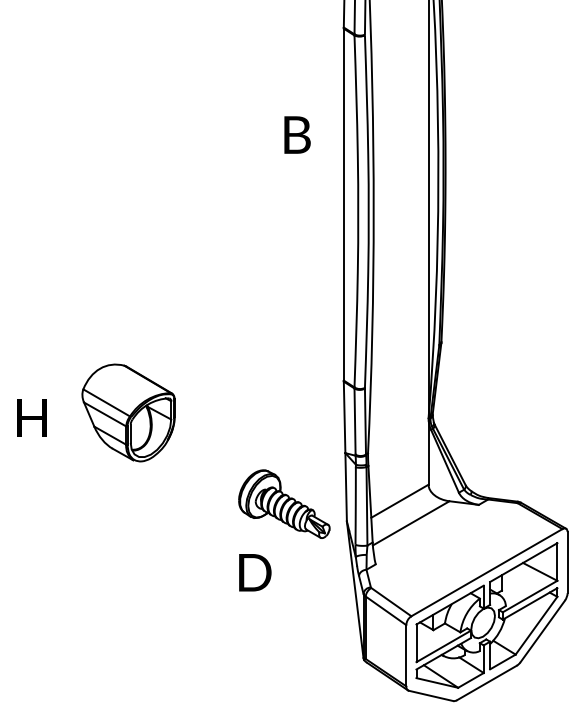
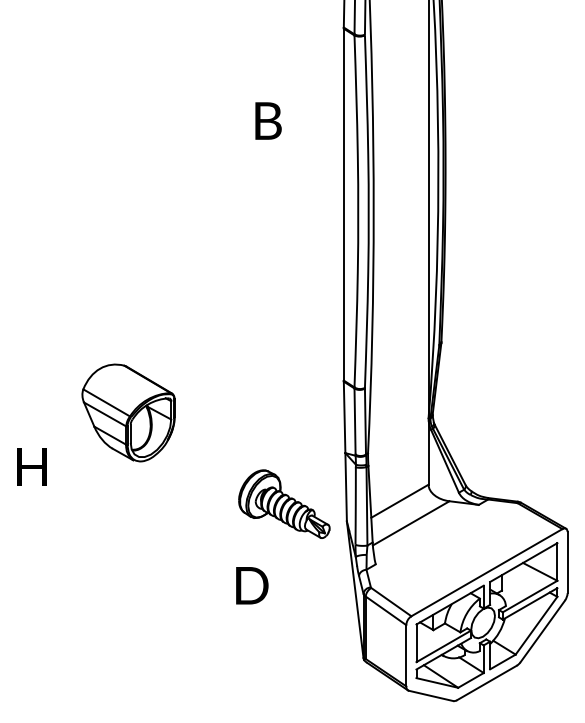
text position: (297, 134) -> (268, 120) (268, 120)
text position: (31, 417) -> (31, 466) (31, 466)
text position: (255, 572) -> (252, 585) (252, 585)
